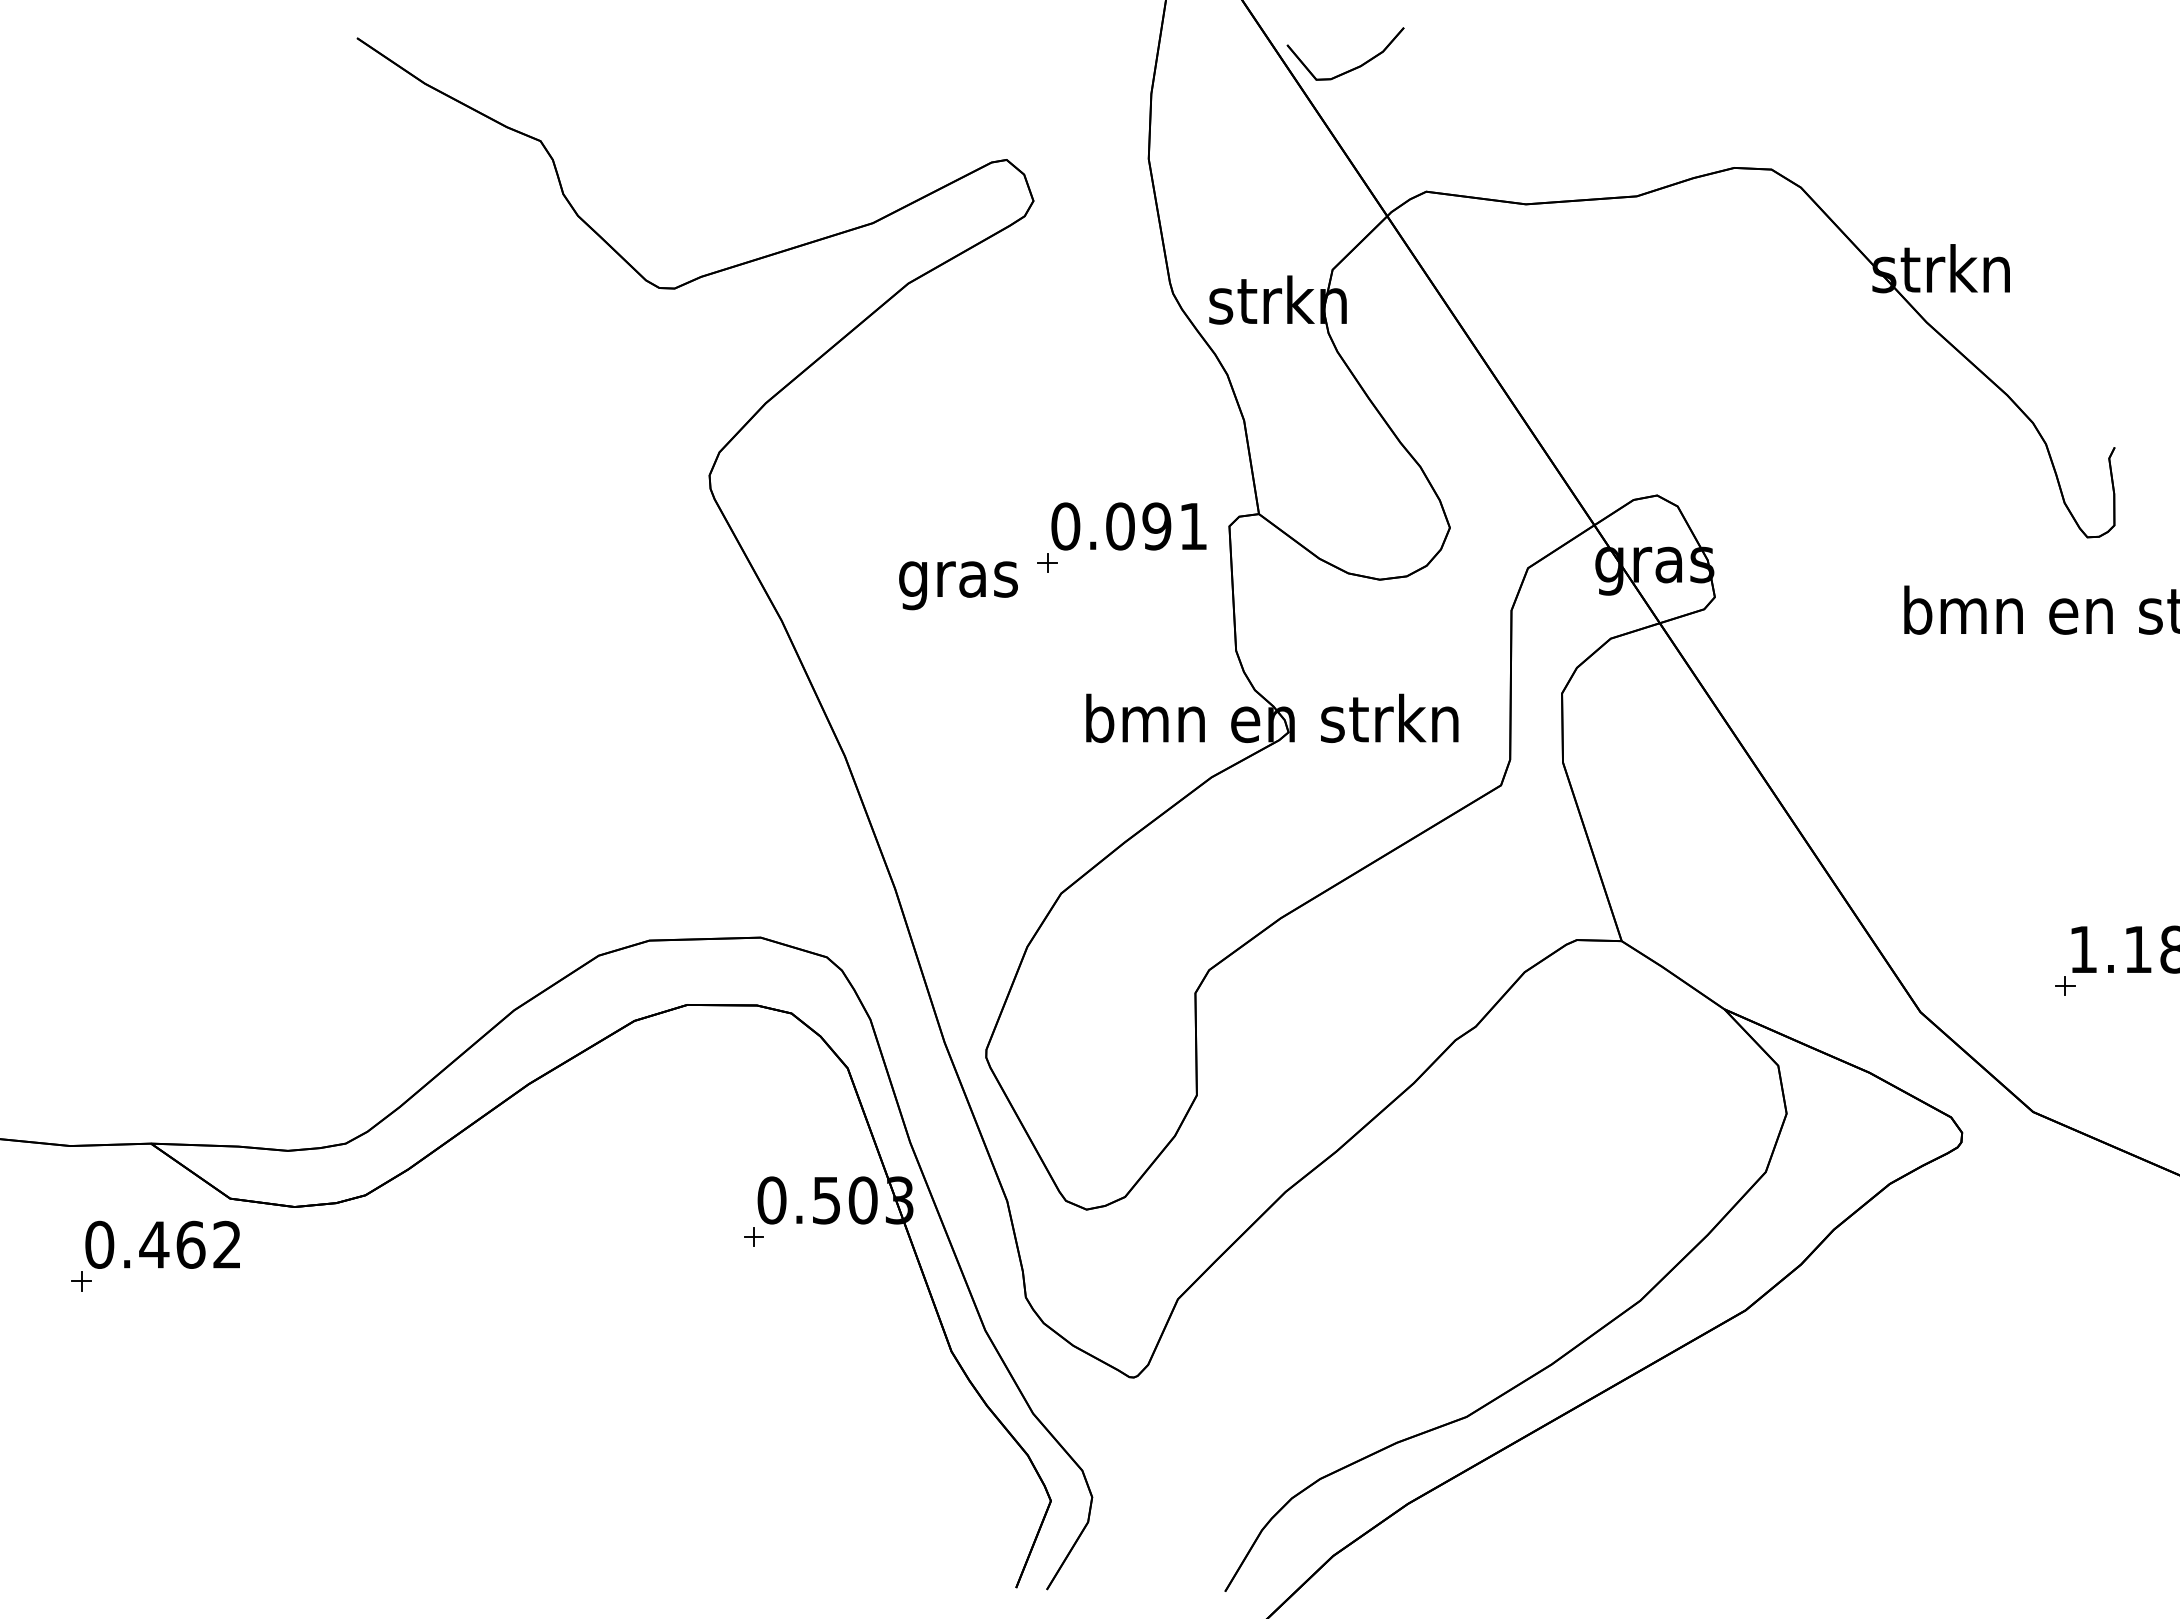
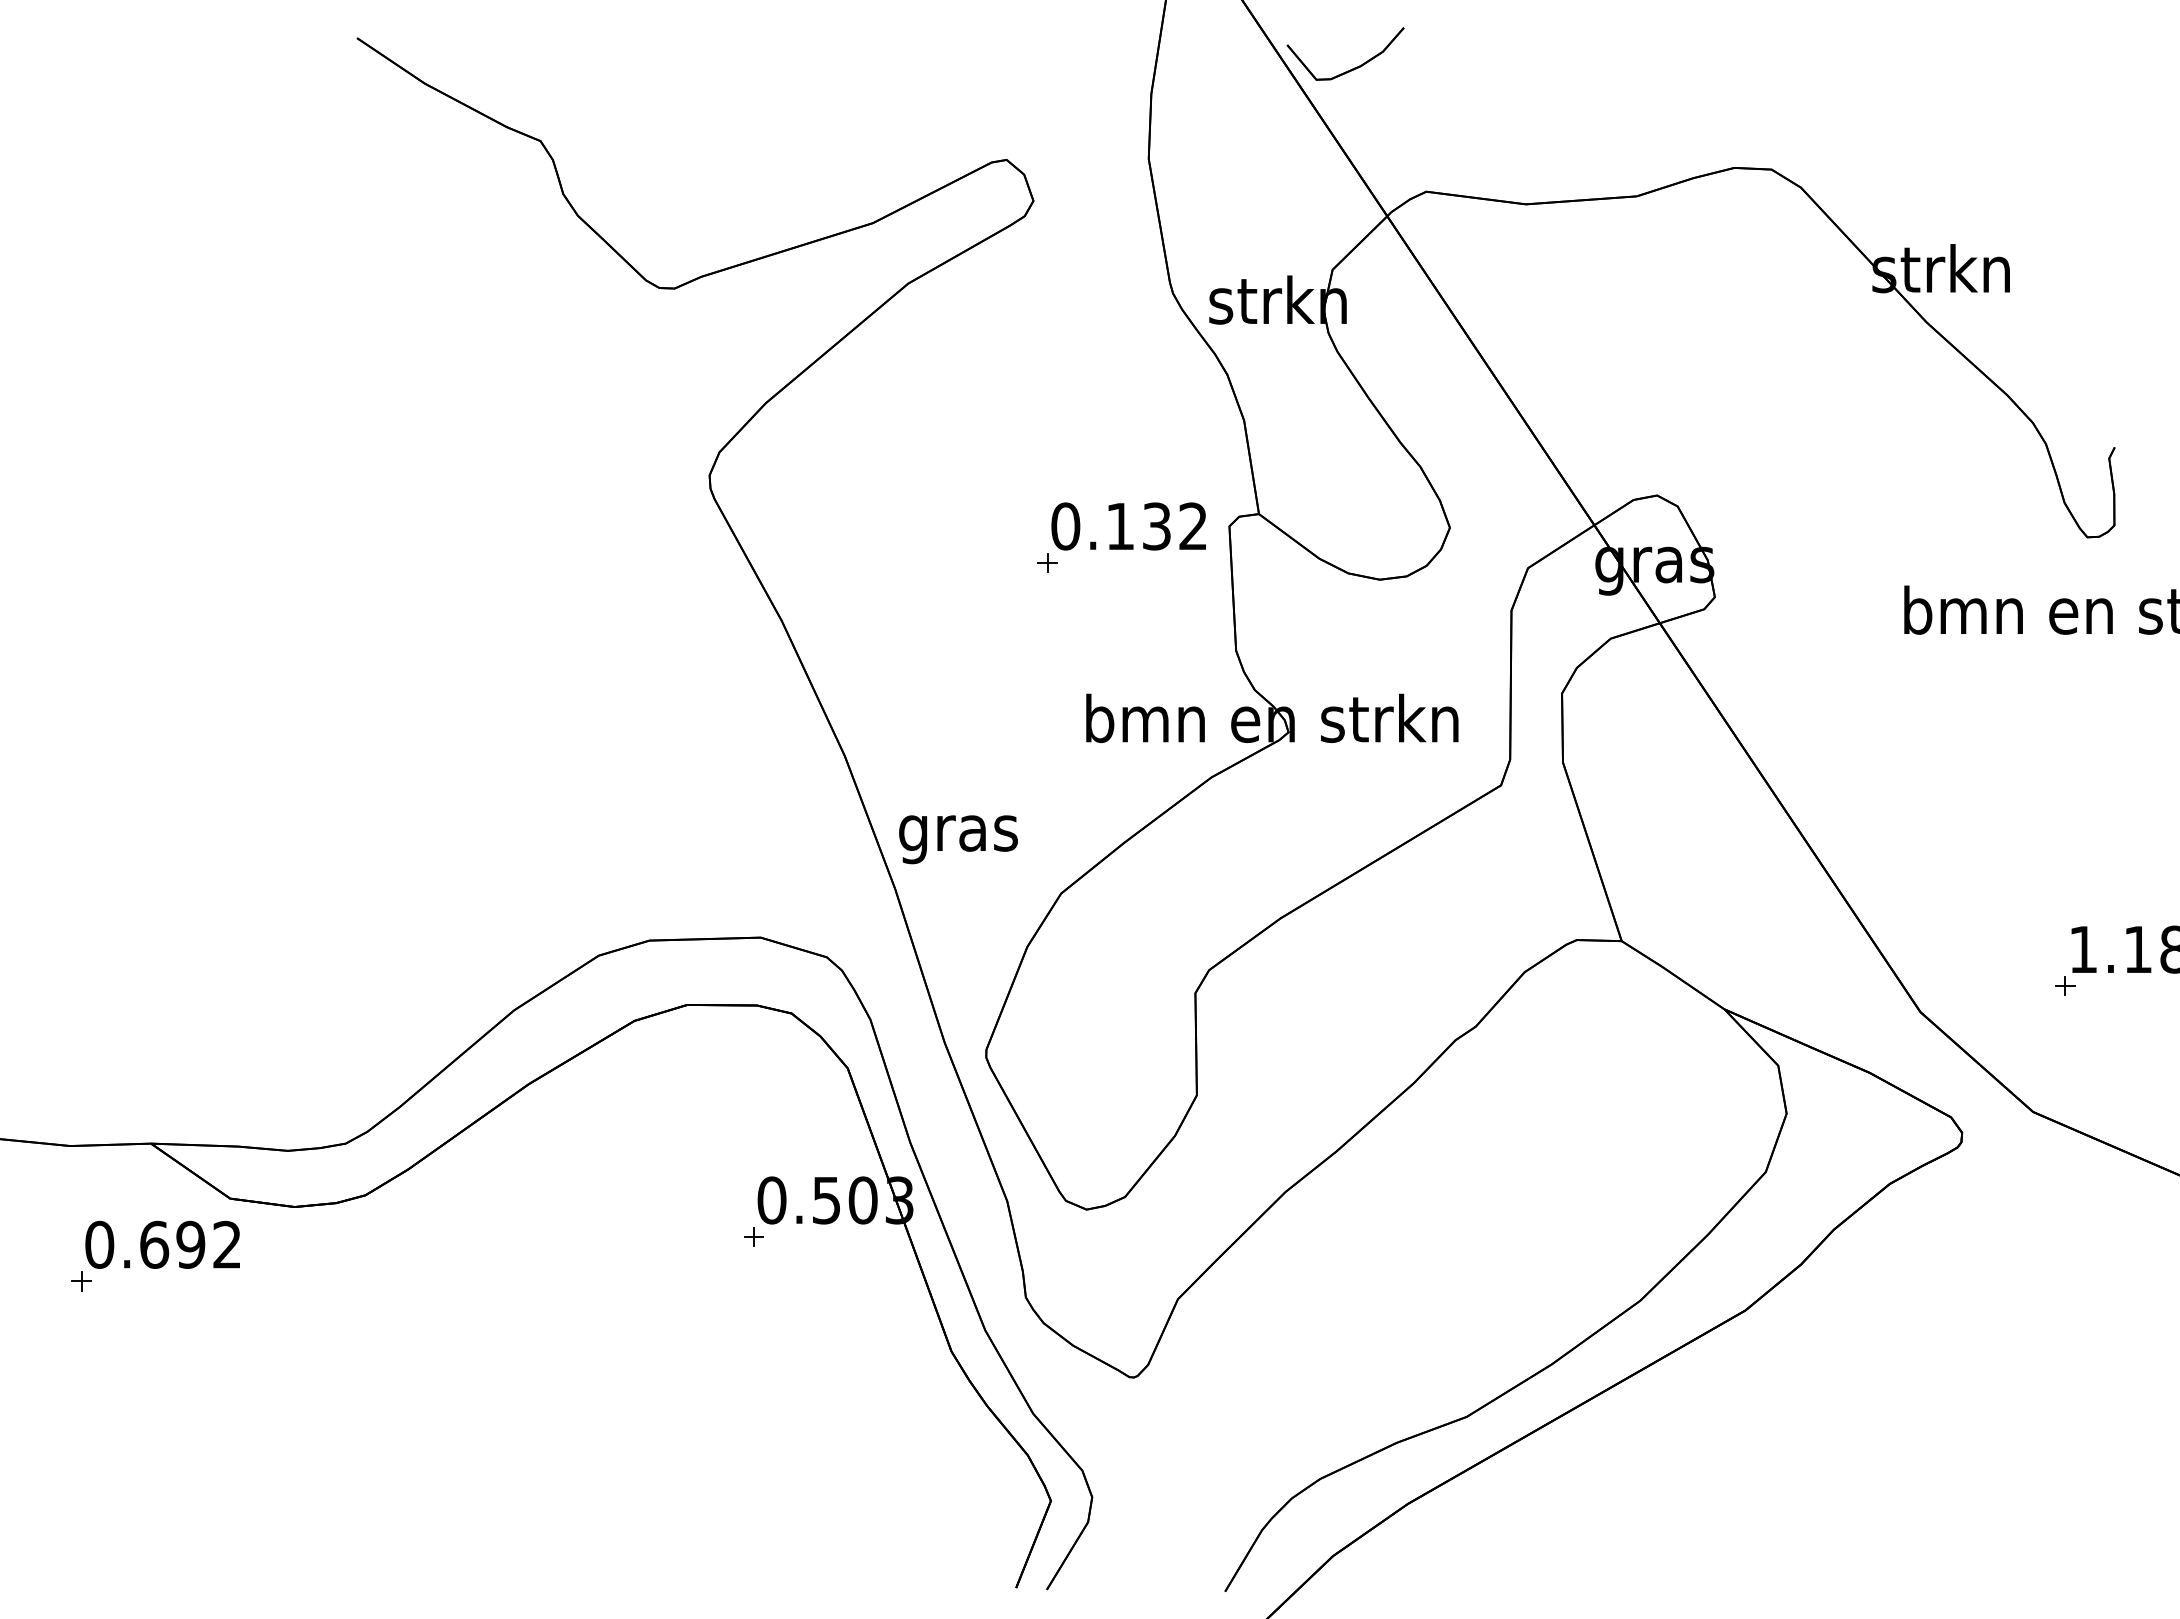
text: 0.091 -> 0.132 (1156, 526)
text position: (958, 585) -> (958, 839) (958, 839)
text: 0.462 -> 0.692 (172, 1244)
